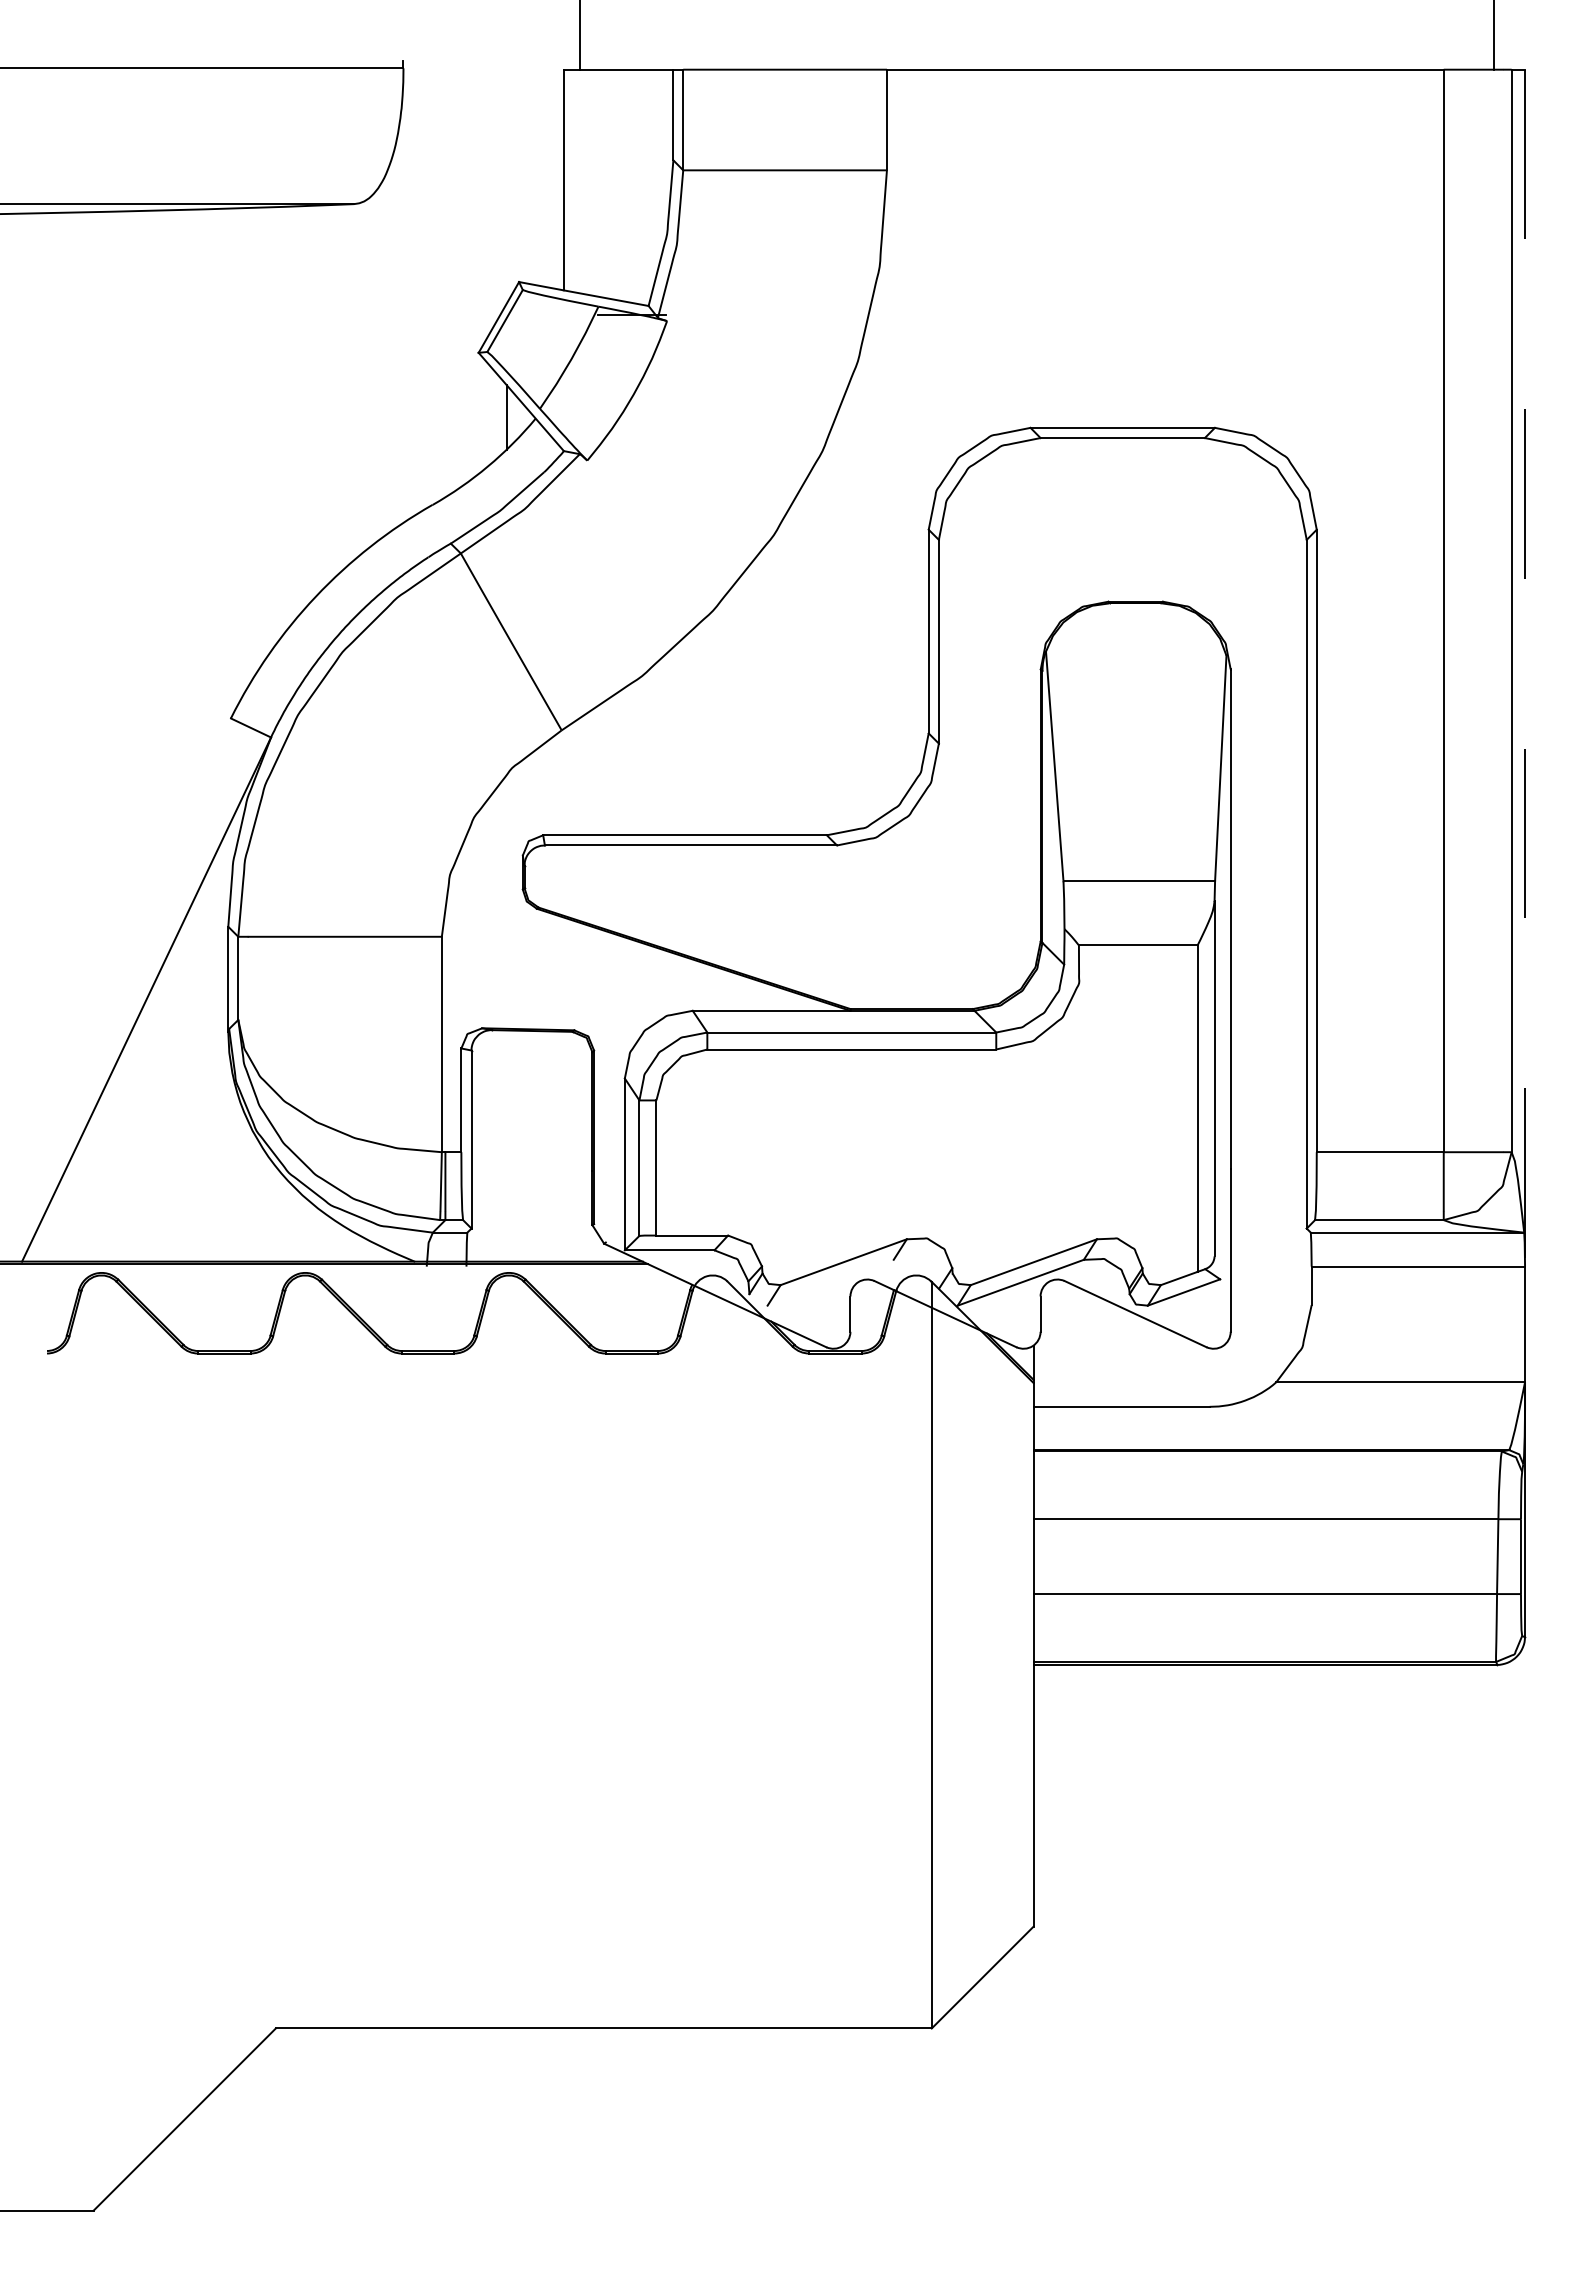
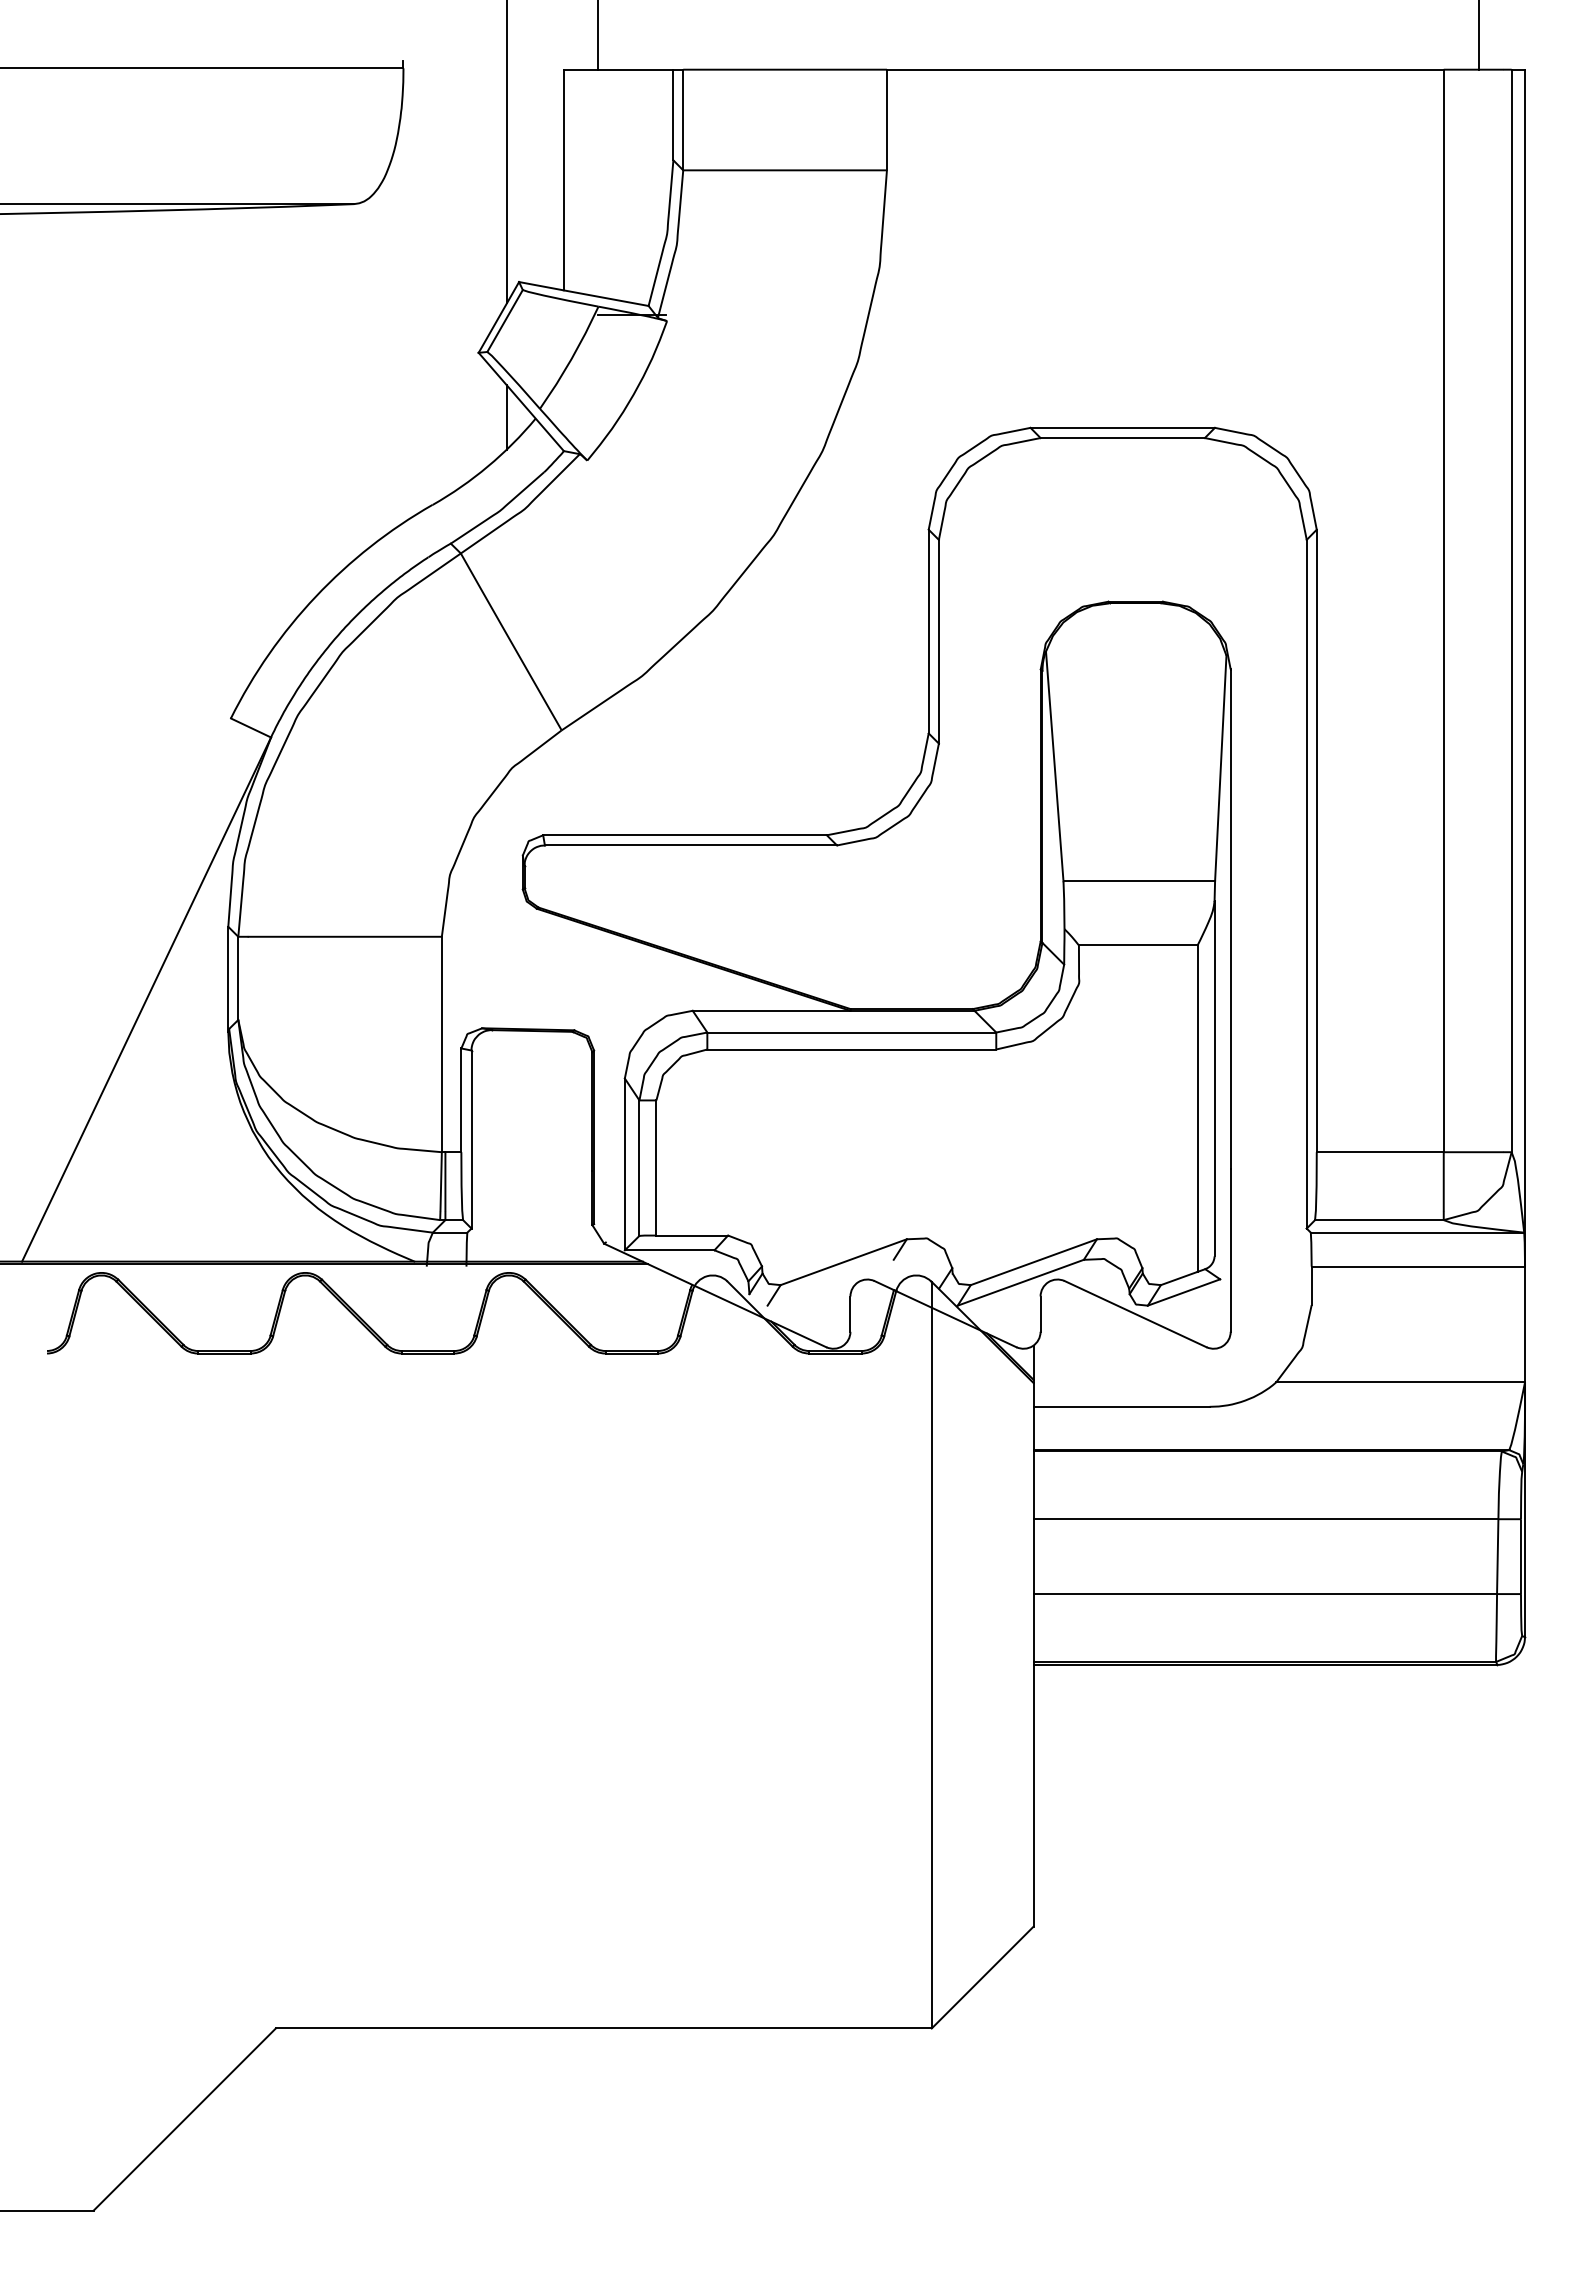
line position: (579, 35) -> (597, 35) (597, 35)
line position: (1494, 35) -> (1479, 35) (1479, 35)
line: none -> present (506, 152)
line: dashed -> solid (1525, 668)
